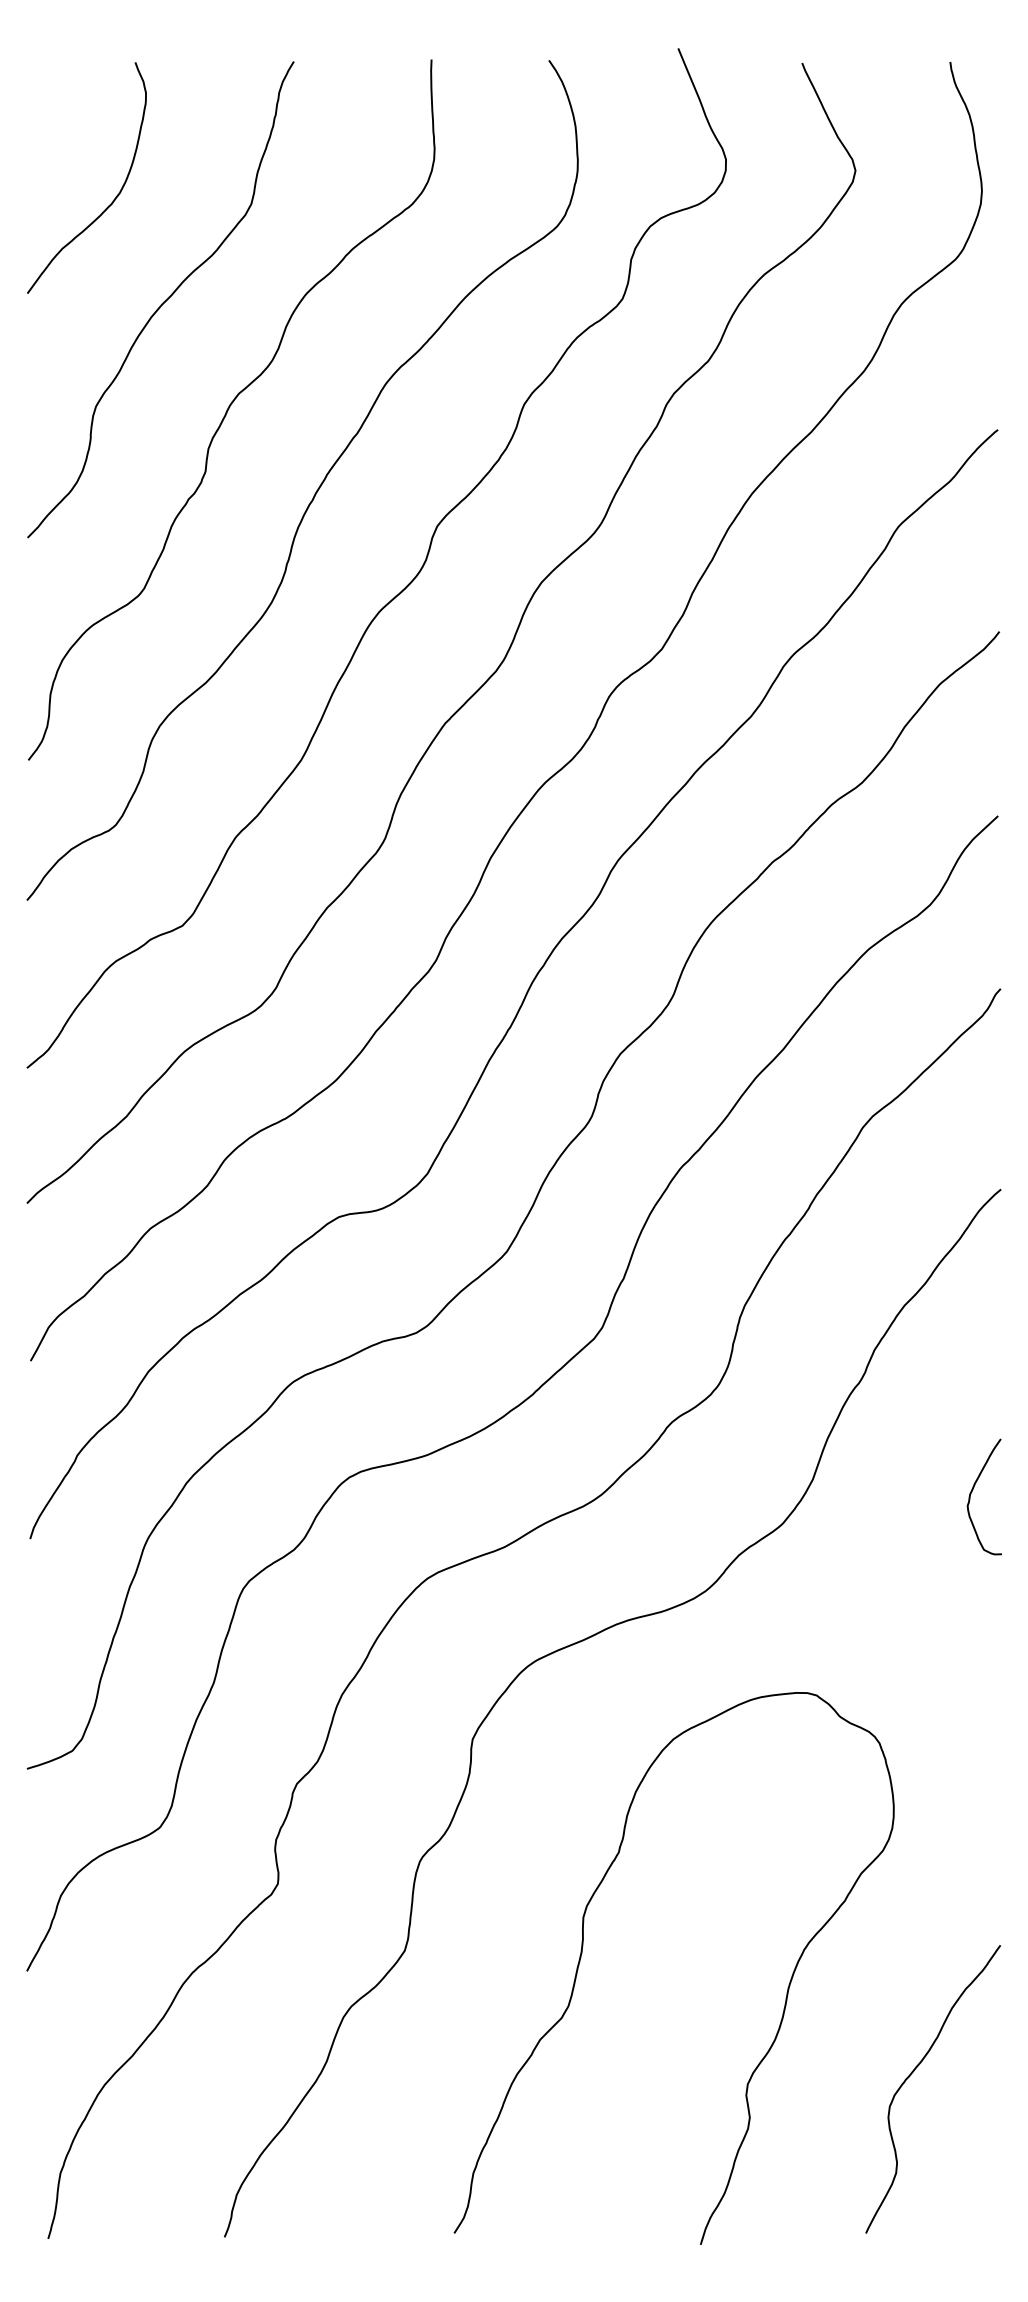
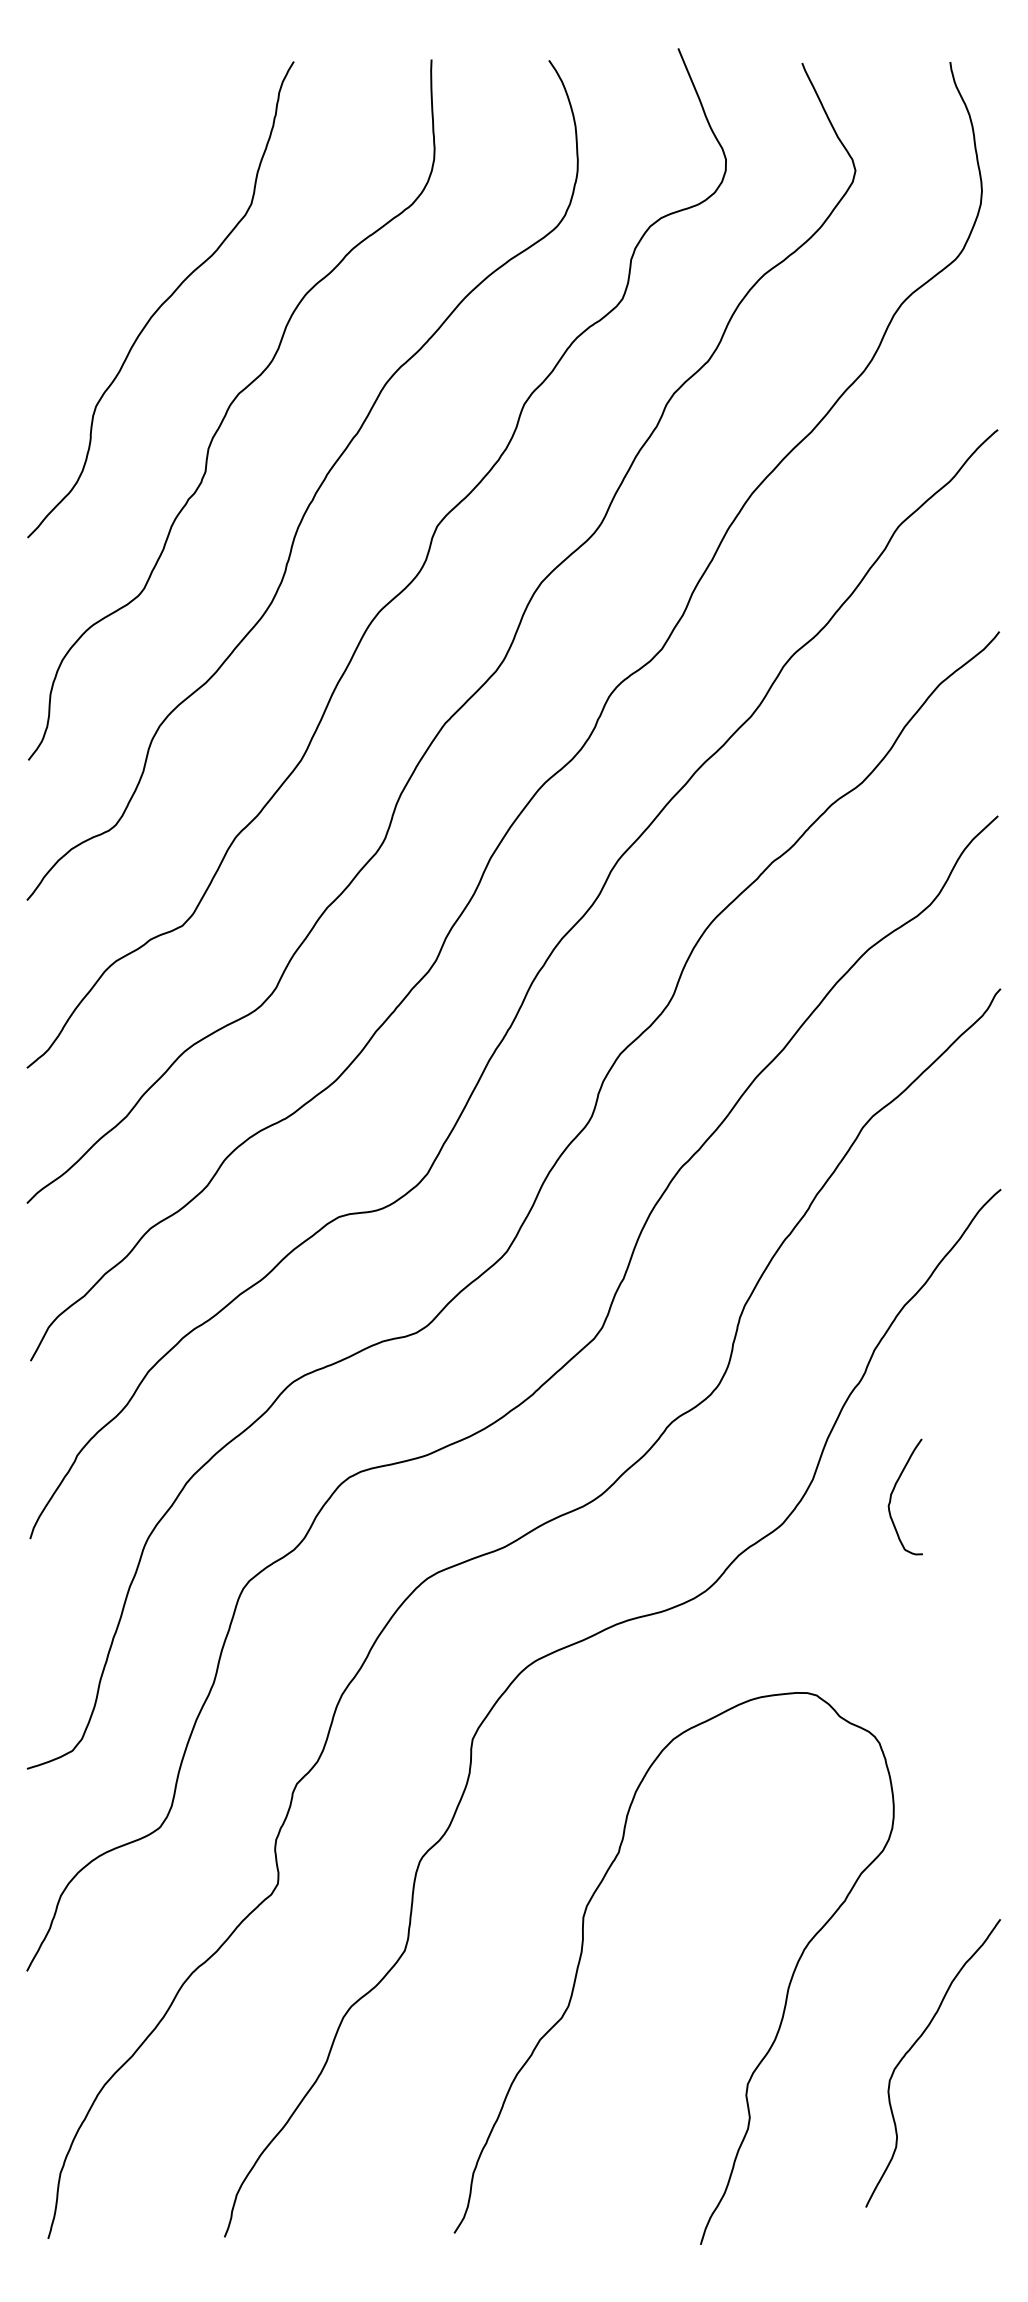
curve: present -> none (113, 199)
curve position: (973, 1490) -> (894, 1490) (894, 1490)
curve position: (911, 2075) -> (911, 2049) (911, 2049)
